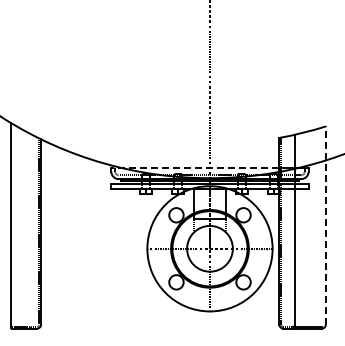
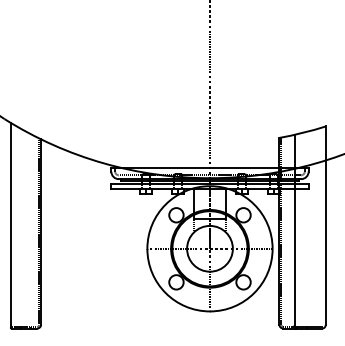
line: dashed -> solid (194, 167)
line: dashed -> solid (325, 225)
